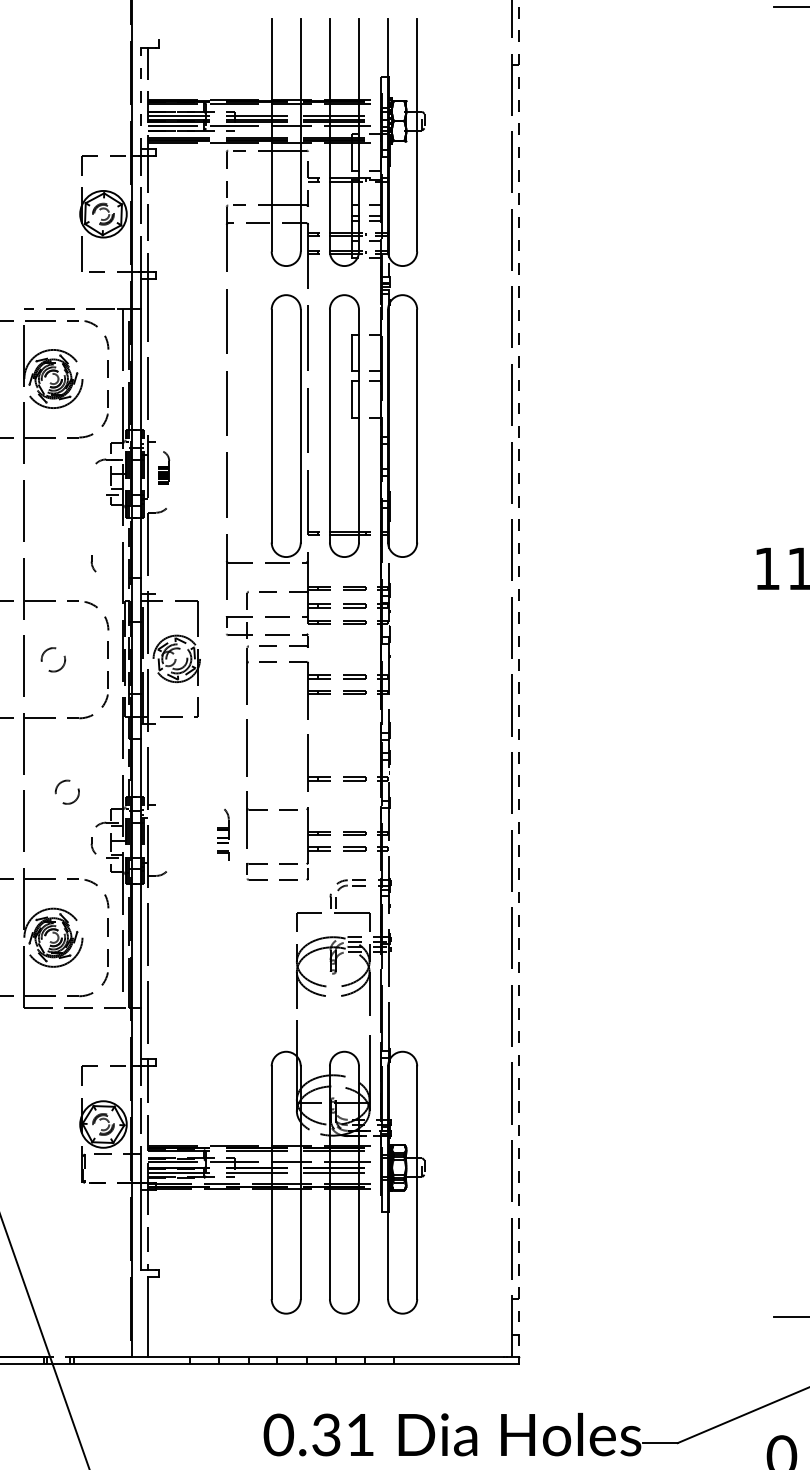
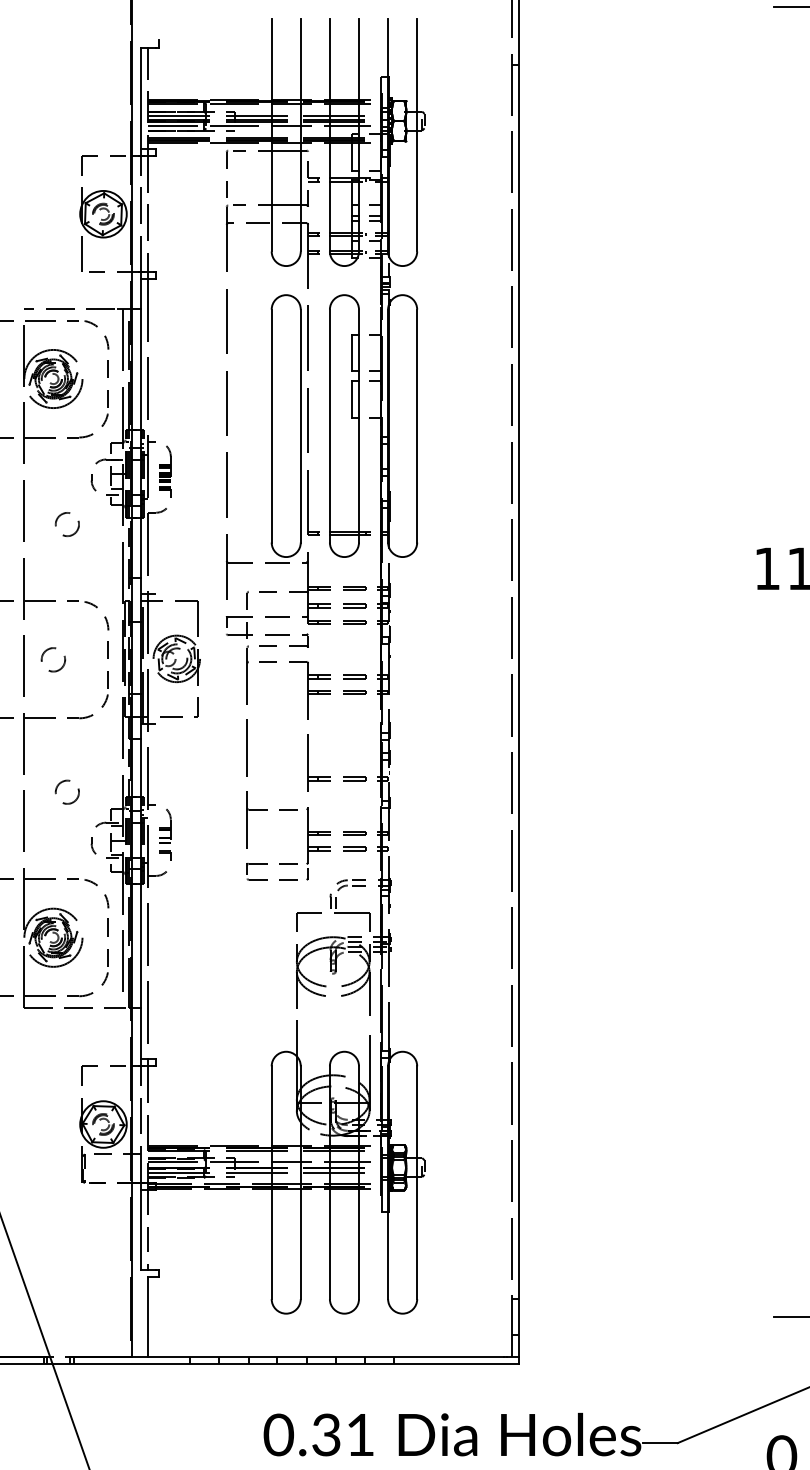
line: dashed -> solid (140, 98)
part size: 13x34 px -> 13x53 px (165, 471)
circle: none -> present (66, 524)
part position: (93, 563) -> (93, 482) (93, 482)
line: dashed -> solid (519, 679)
part position: (223, 834) -> (165, 834) (165, 834)
